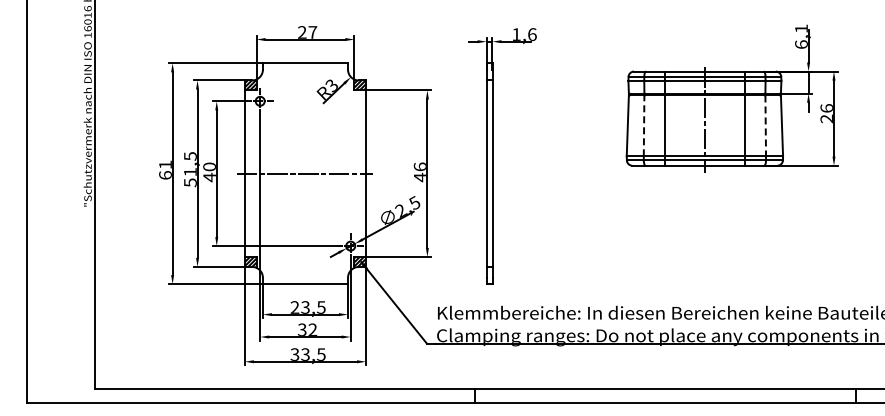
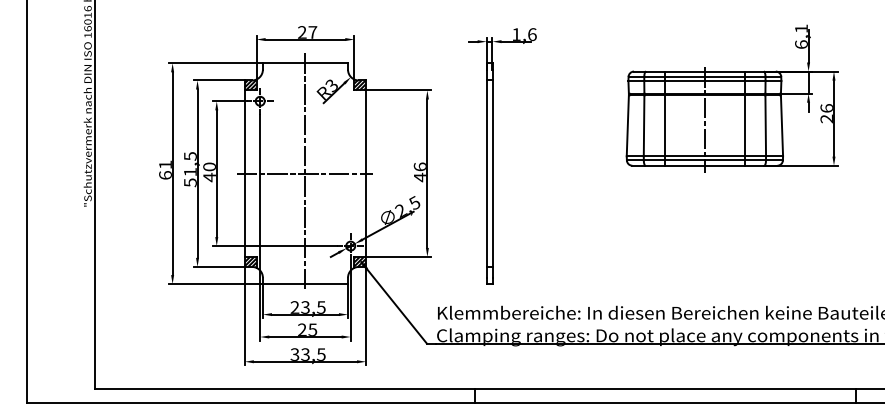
line: dashed -> solid (644, 125)
line: dashed -> solid (765, 126)
line: none -> present (305, 171)
text: 32 -> 25 (307, 329)
